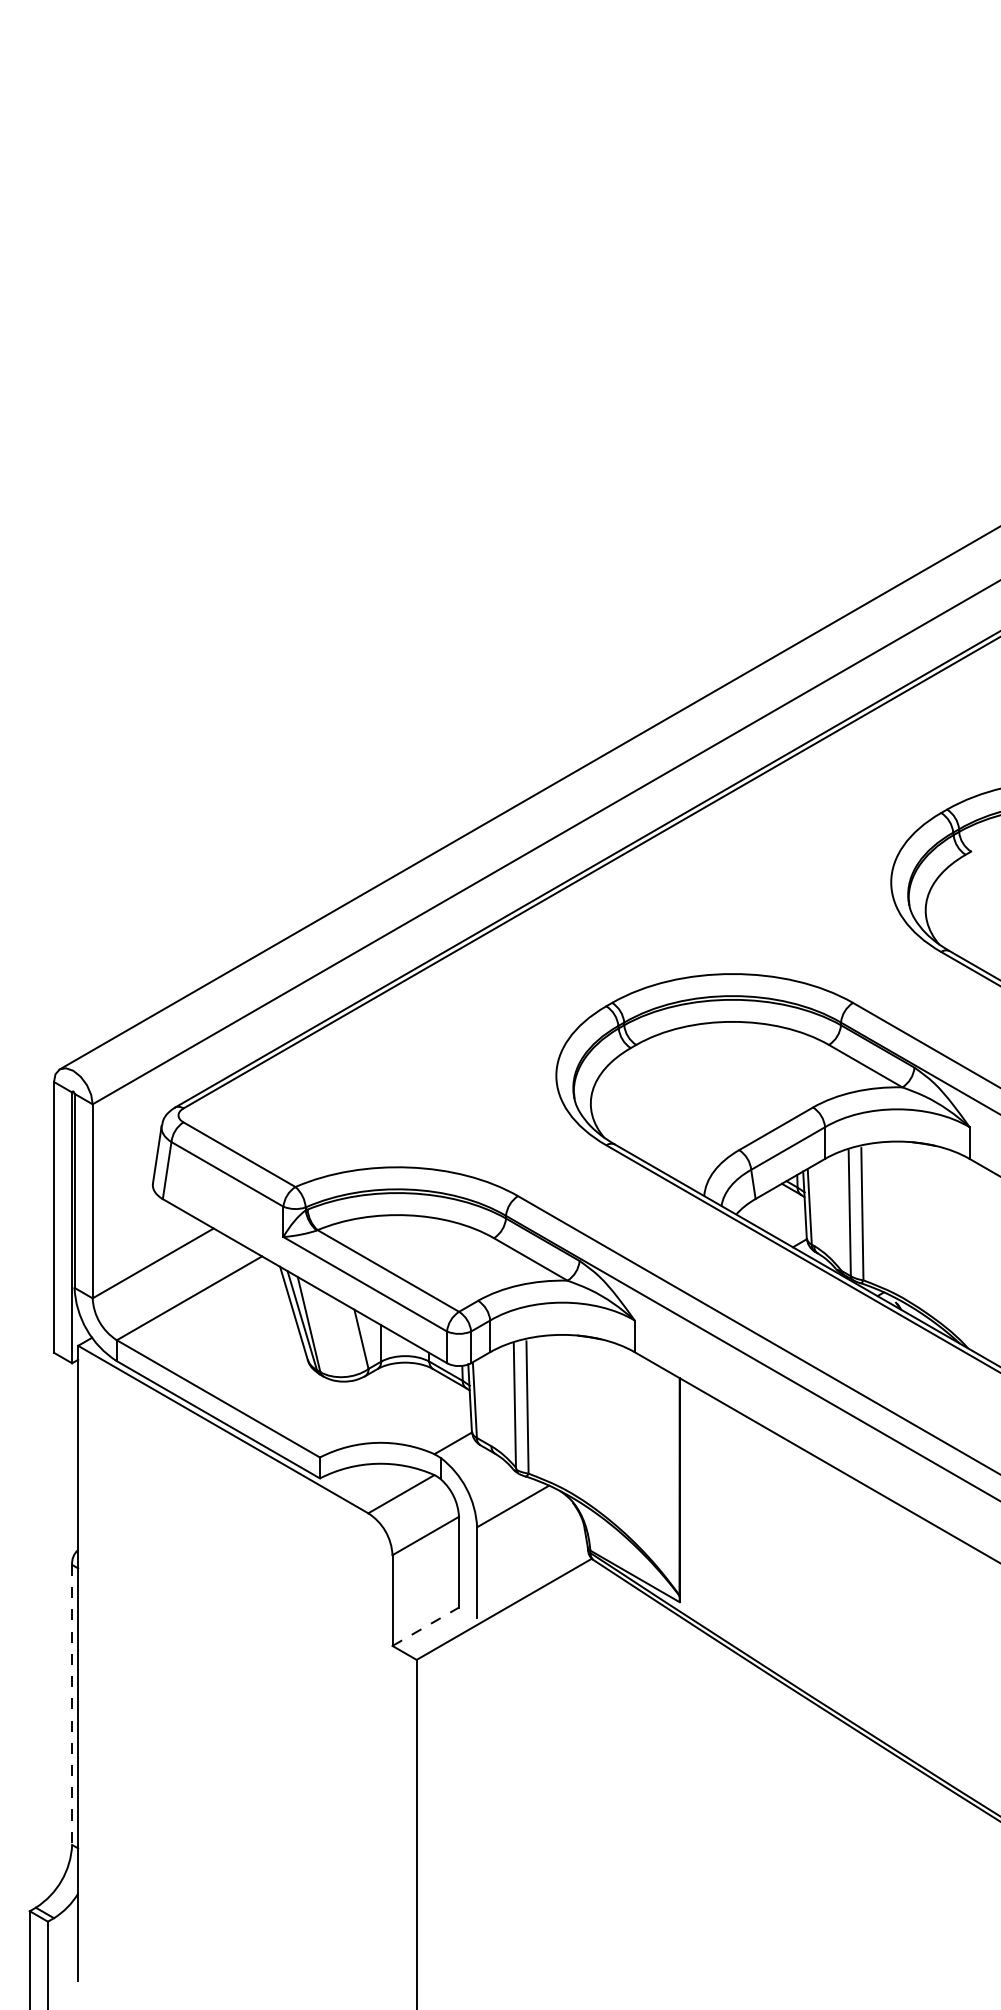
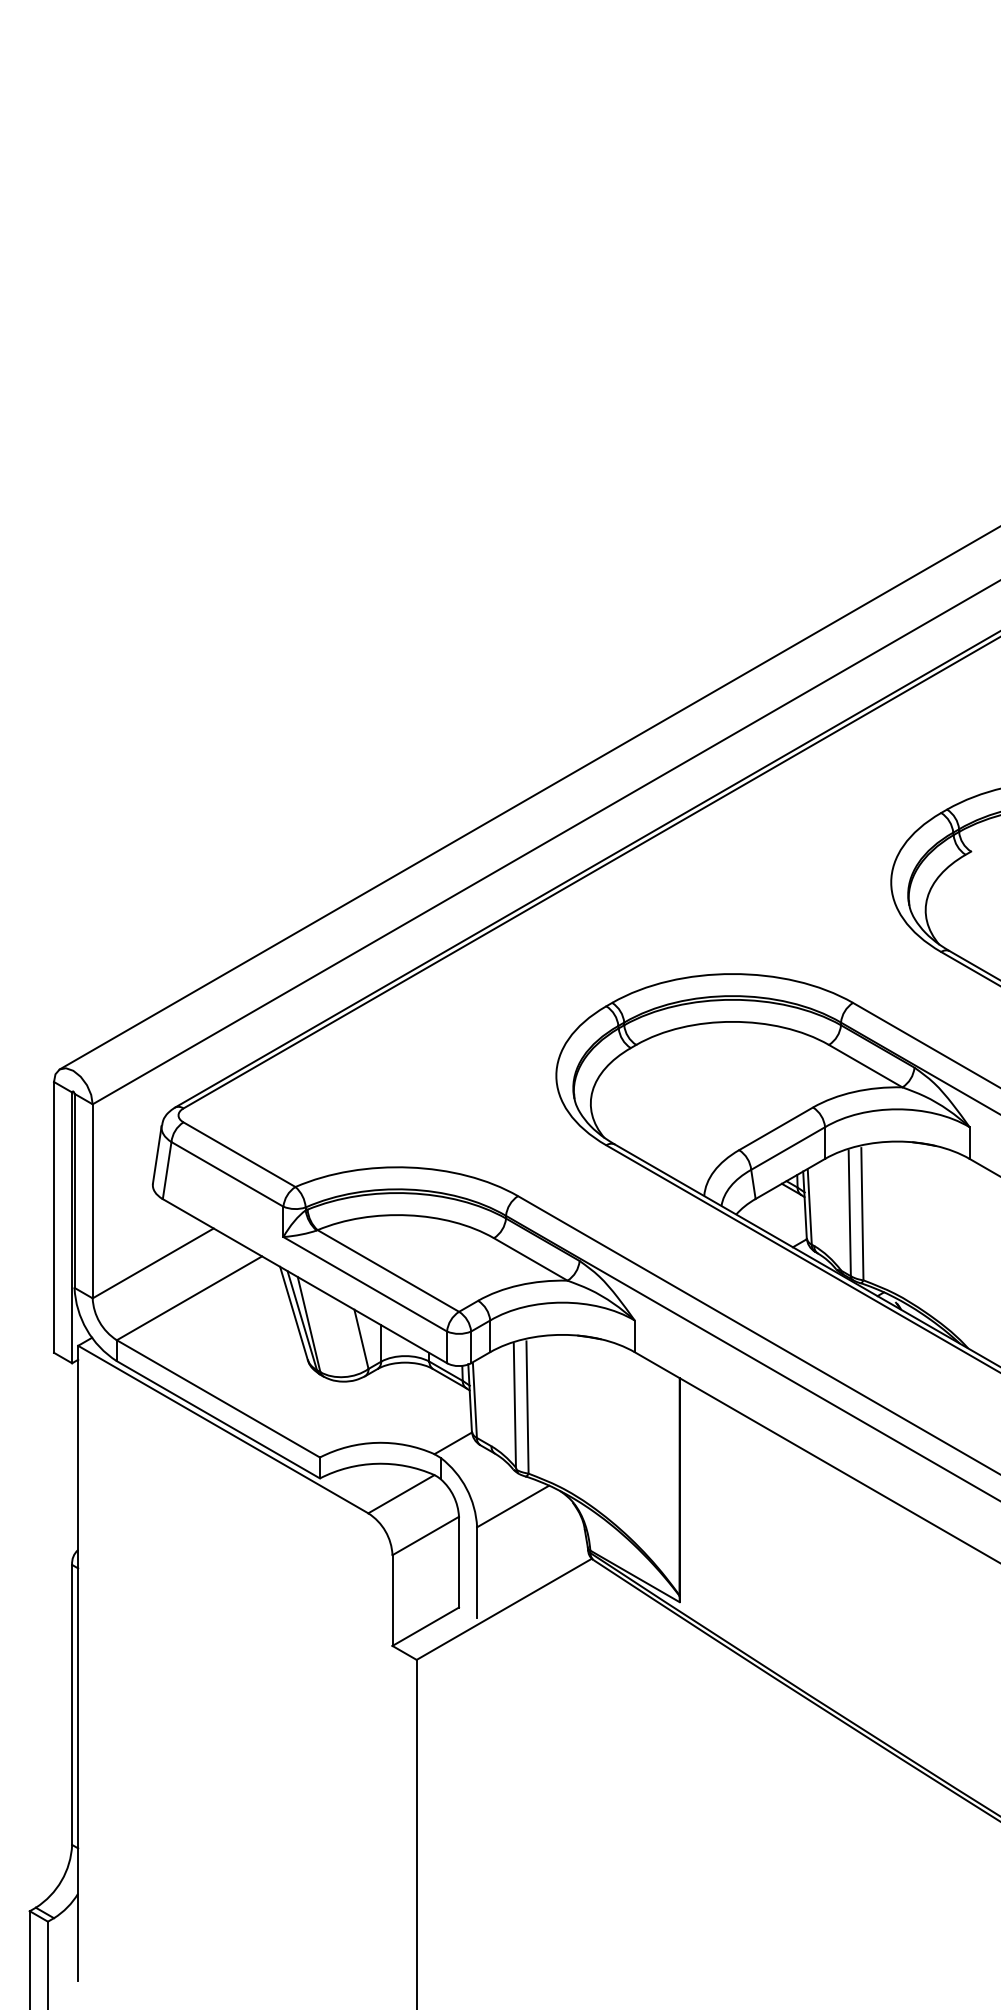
line: dashed -> solid (426, 1626)
line: dashed -> solid (72, 1704)
